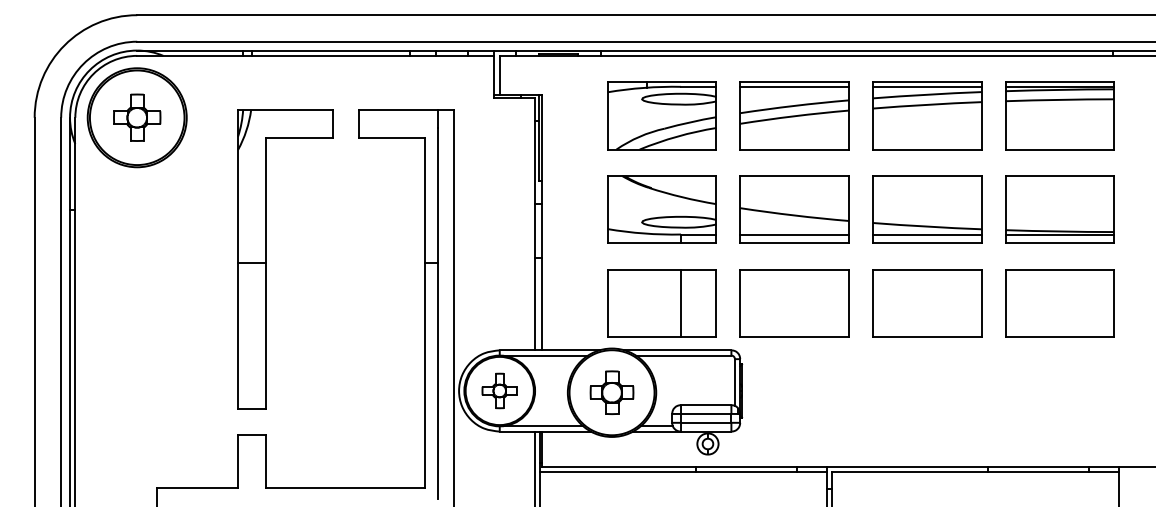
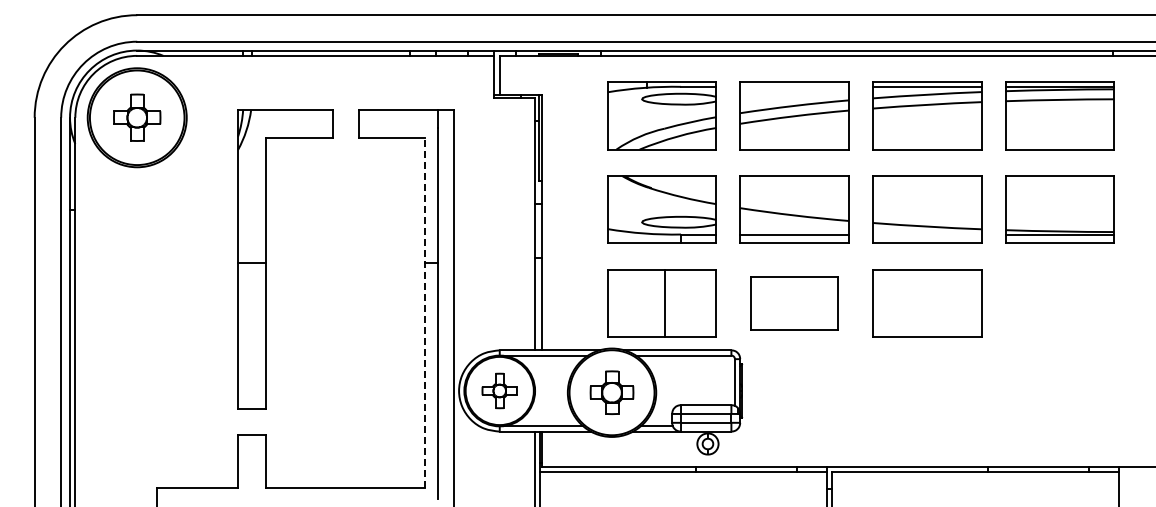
line: present -> none (794, 86)
line: present -> none (926, 234)
line position: (681, 303) -> (665, 303) (665, 303)
part size: 111x69 px -> 89x55 px (794, 303)
part: present -> none (1059, 303)
line: solid -> dashed (425, 312)
